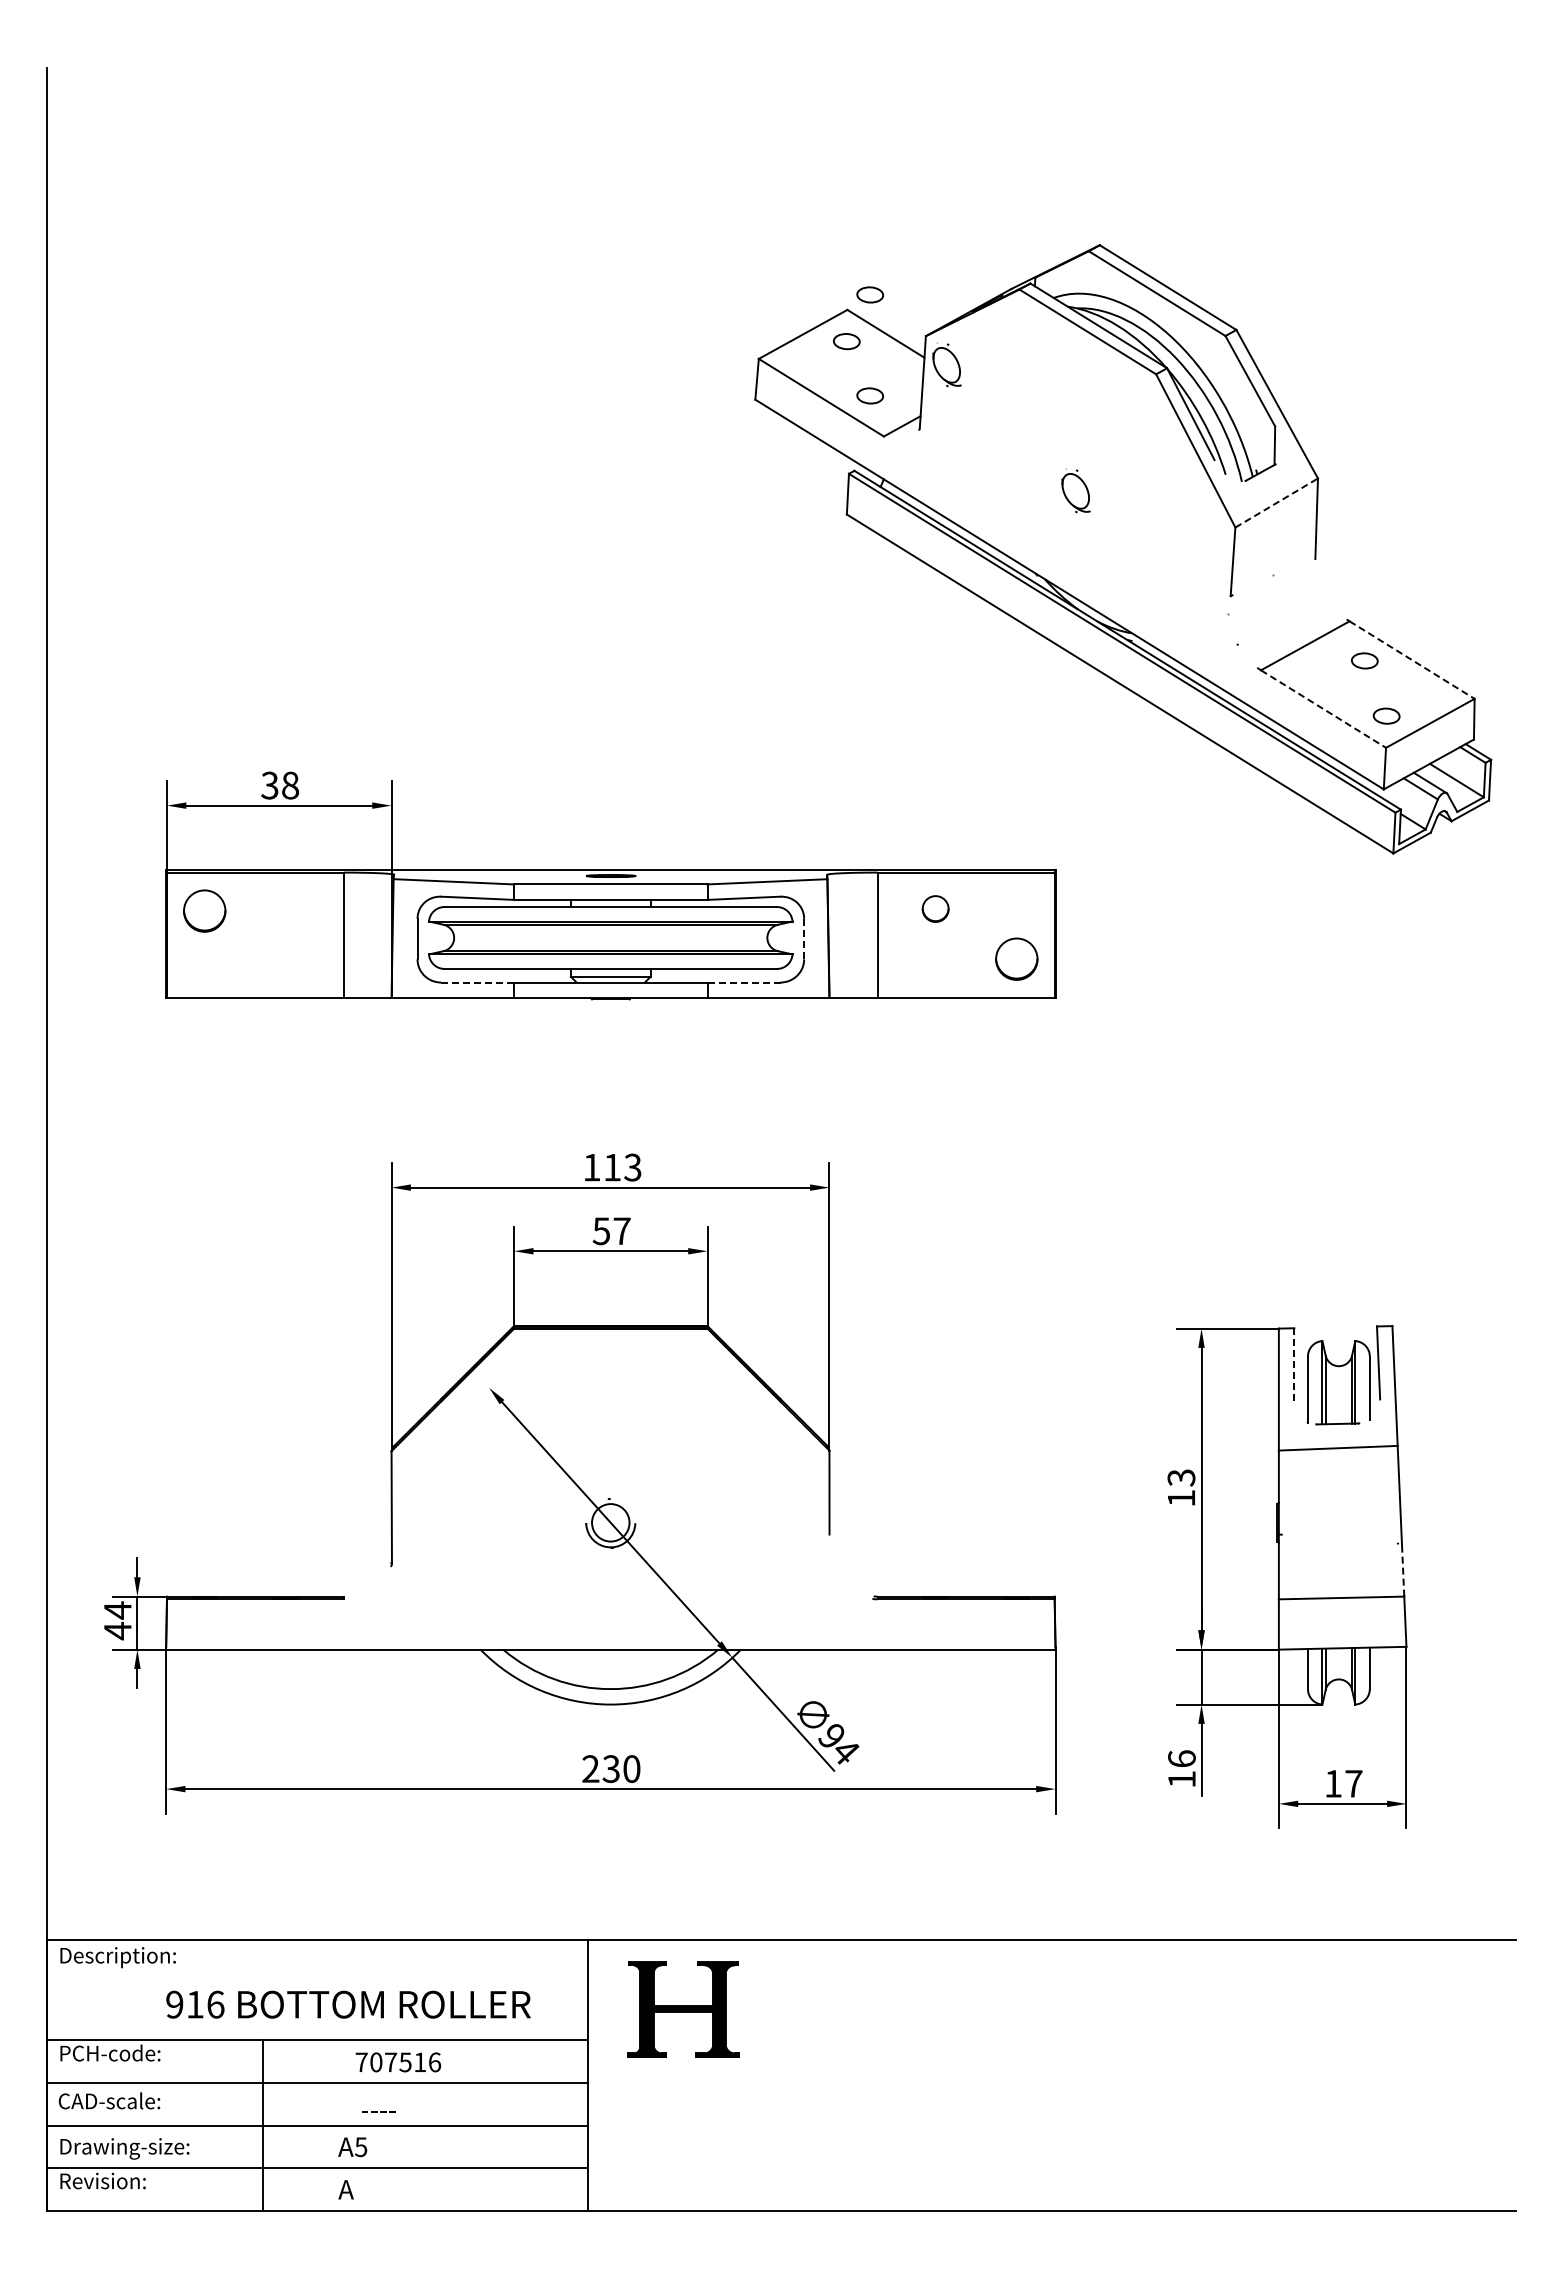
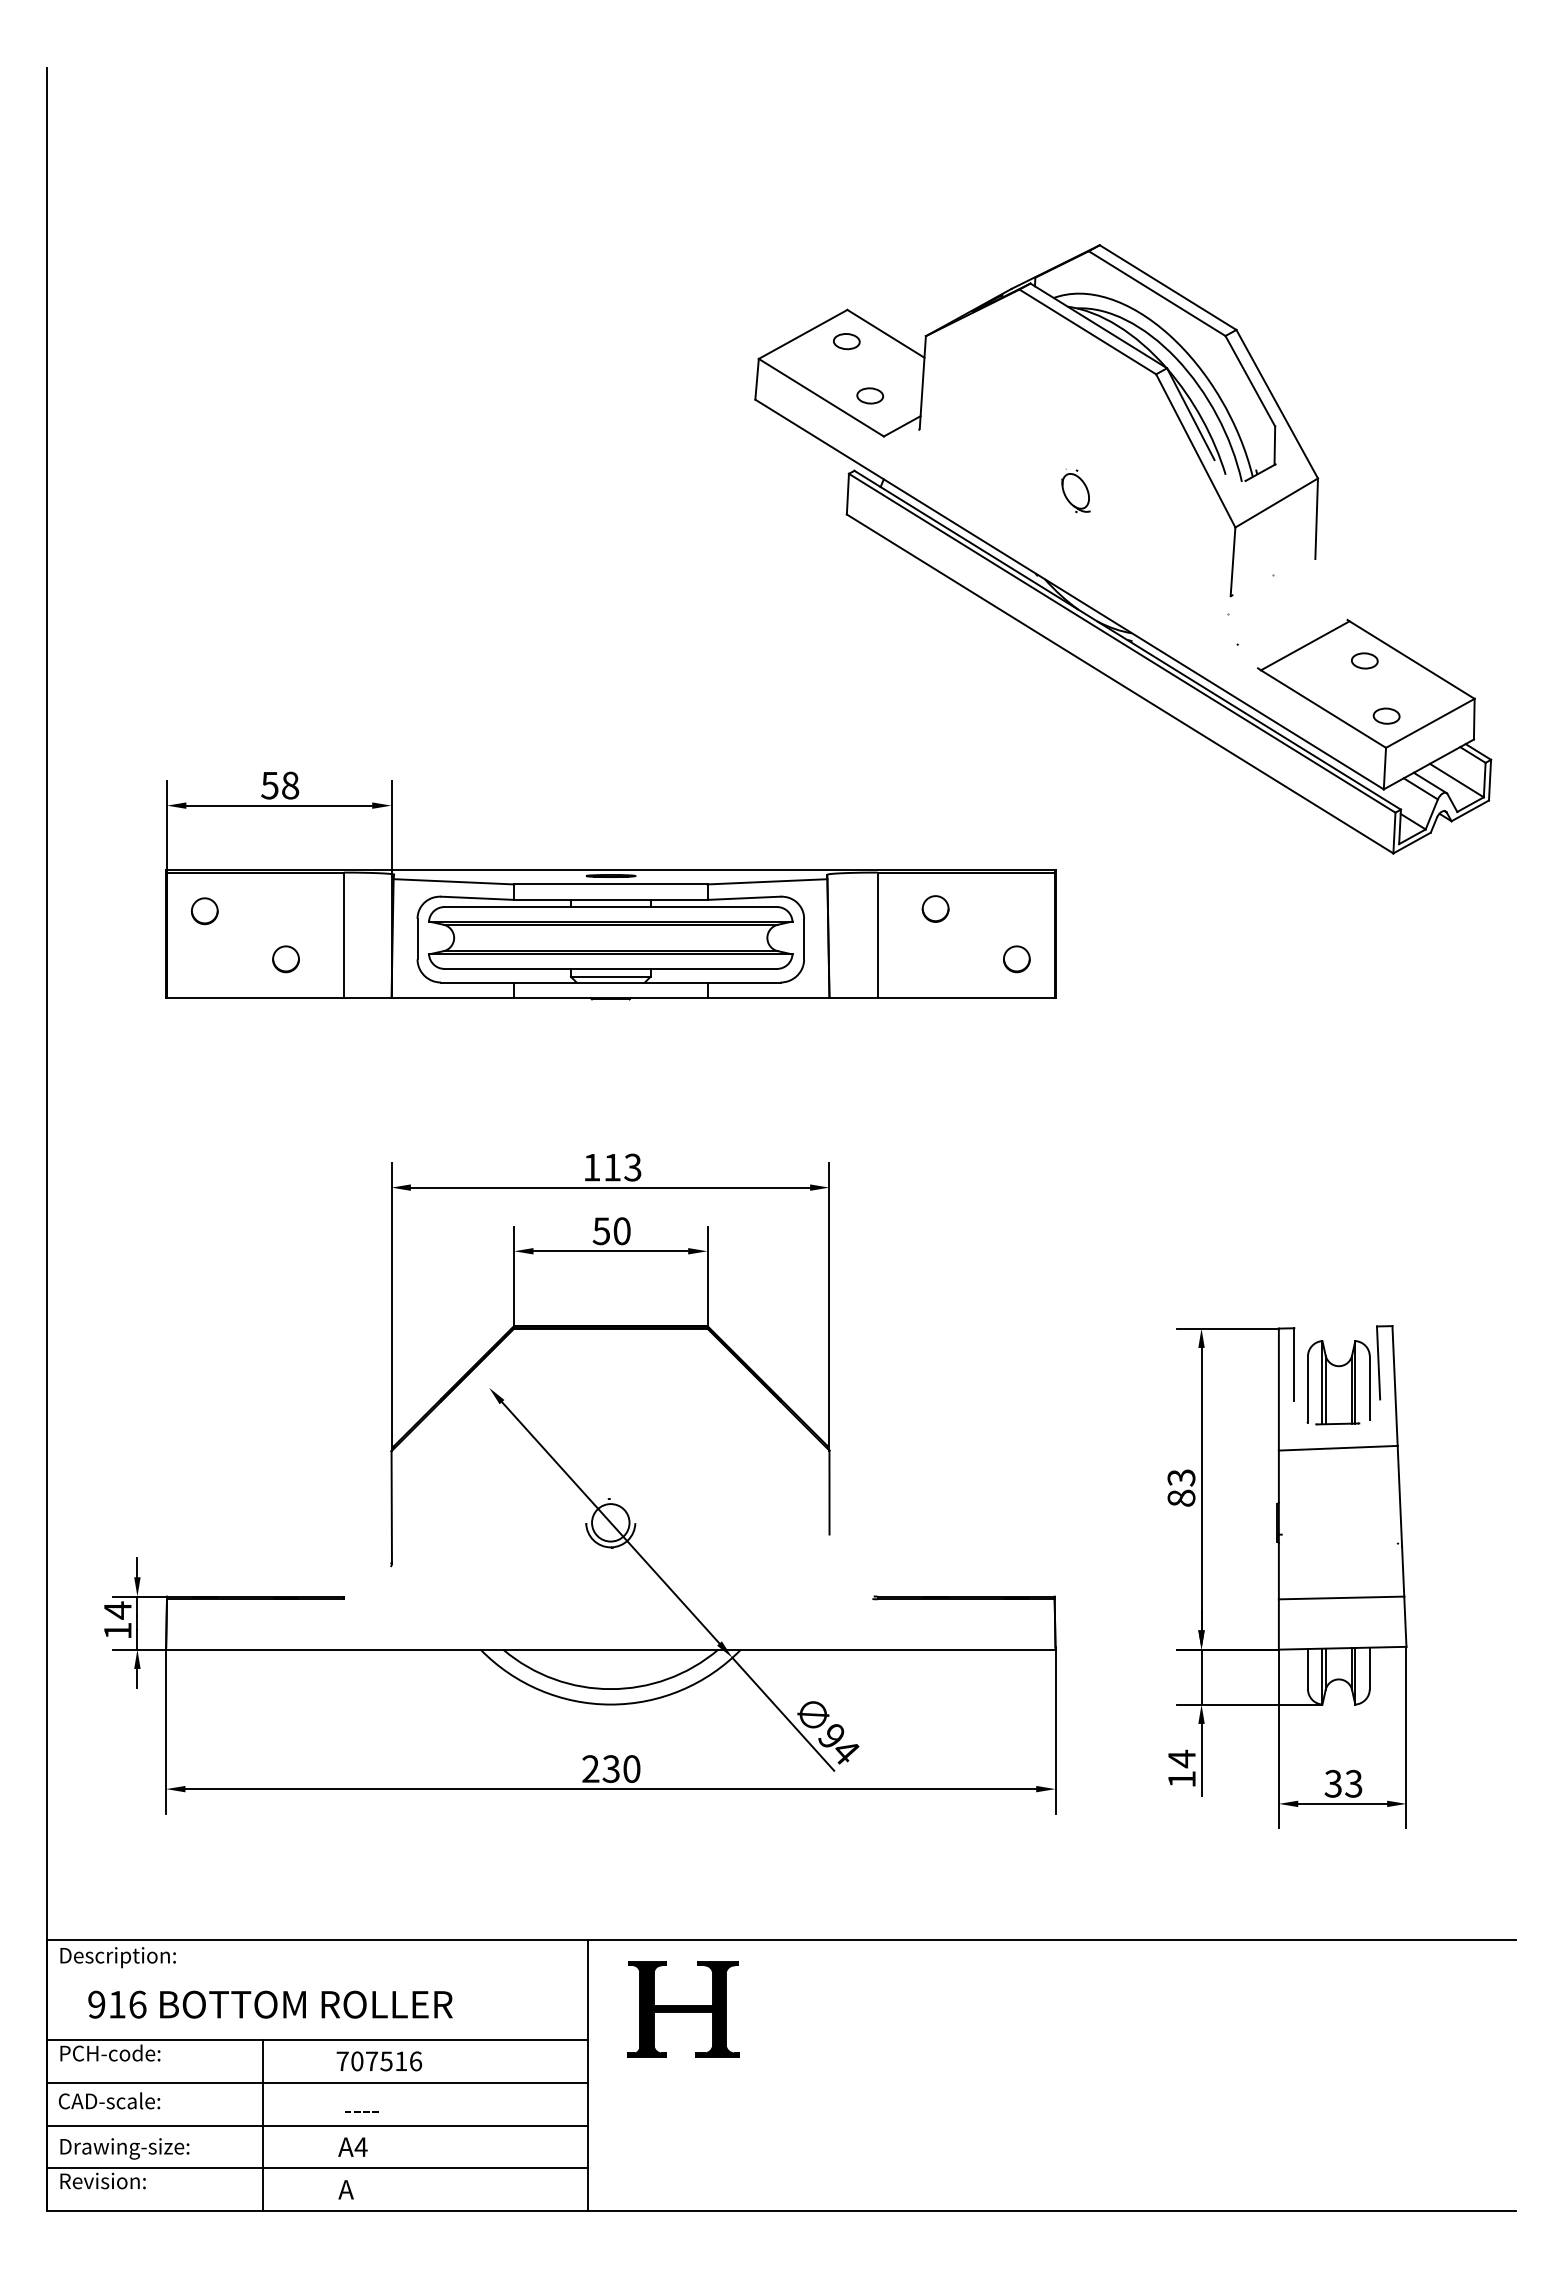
part: present -> none (870, 294)
part: present -> none (946, 364)
line: dashed -> solid (1277, 502)
line: dashed -> solid (1412, 660)
line: dashed -> solid (1323, 709)
text: 38 -> 58 (269, 785)
part size: 44x44 px -> 28x29 px (204, 911)
line: dashed -> solid (804, 939)
part size: 44x44 px -> 28x29 px (1016, 959)
part: none -> present (285, 959)
line: dashed -> solid (477, 982)
line: dashed -> solid (744, 982)
text: 57 -> 50 (621, 1231)
line: dashed -> solid (1294, 1364)
text: 13 -> 83 (1181, 1497)
line: dashed -> solid (1403, 1571)
text: 44 -> 14 (117, 1630)
text: 16 -> 14 (1181, 1758)
text: 17 -> 33 (1343, 1783)
text position: (348, 2004) -> (270, 2004) (270, 2004)
text position: (398, 2062) -> (379, 2061) (379, 2061)
text position: (378, 2111) -> (361, 2111) (361, 2111)
text: A5 -> A4 (360, 2147)
